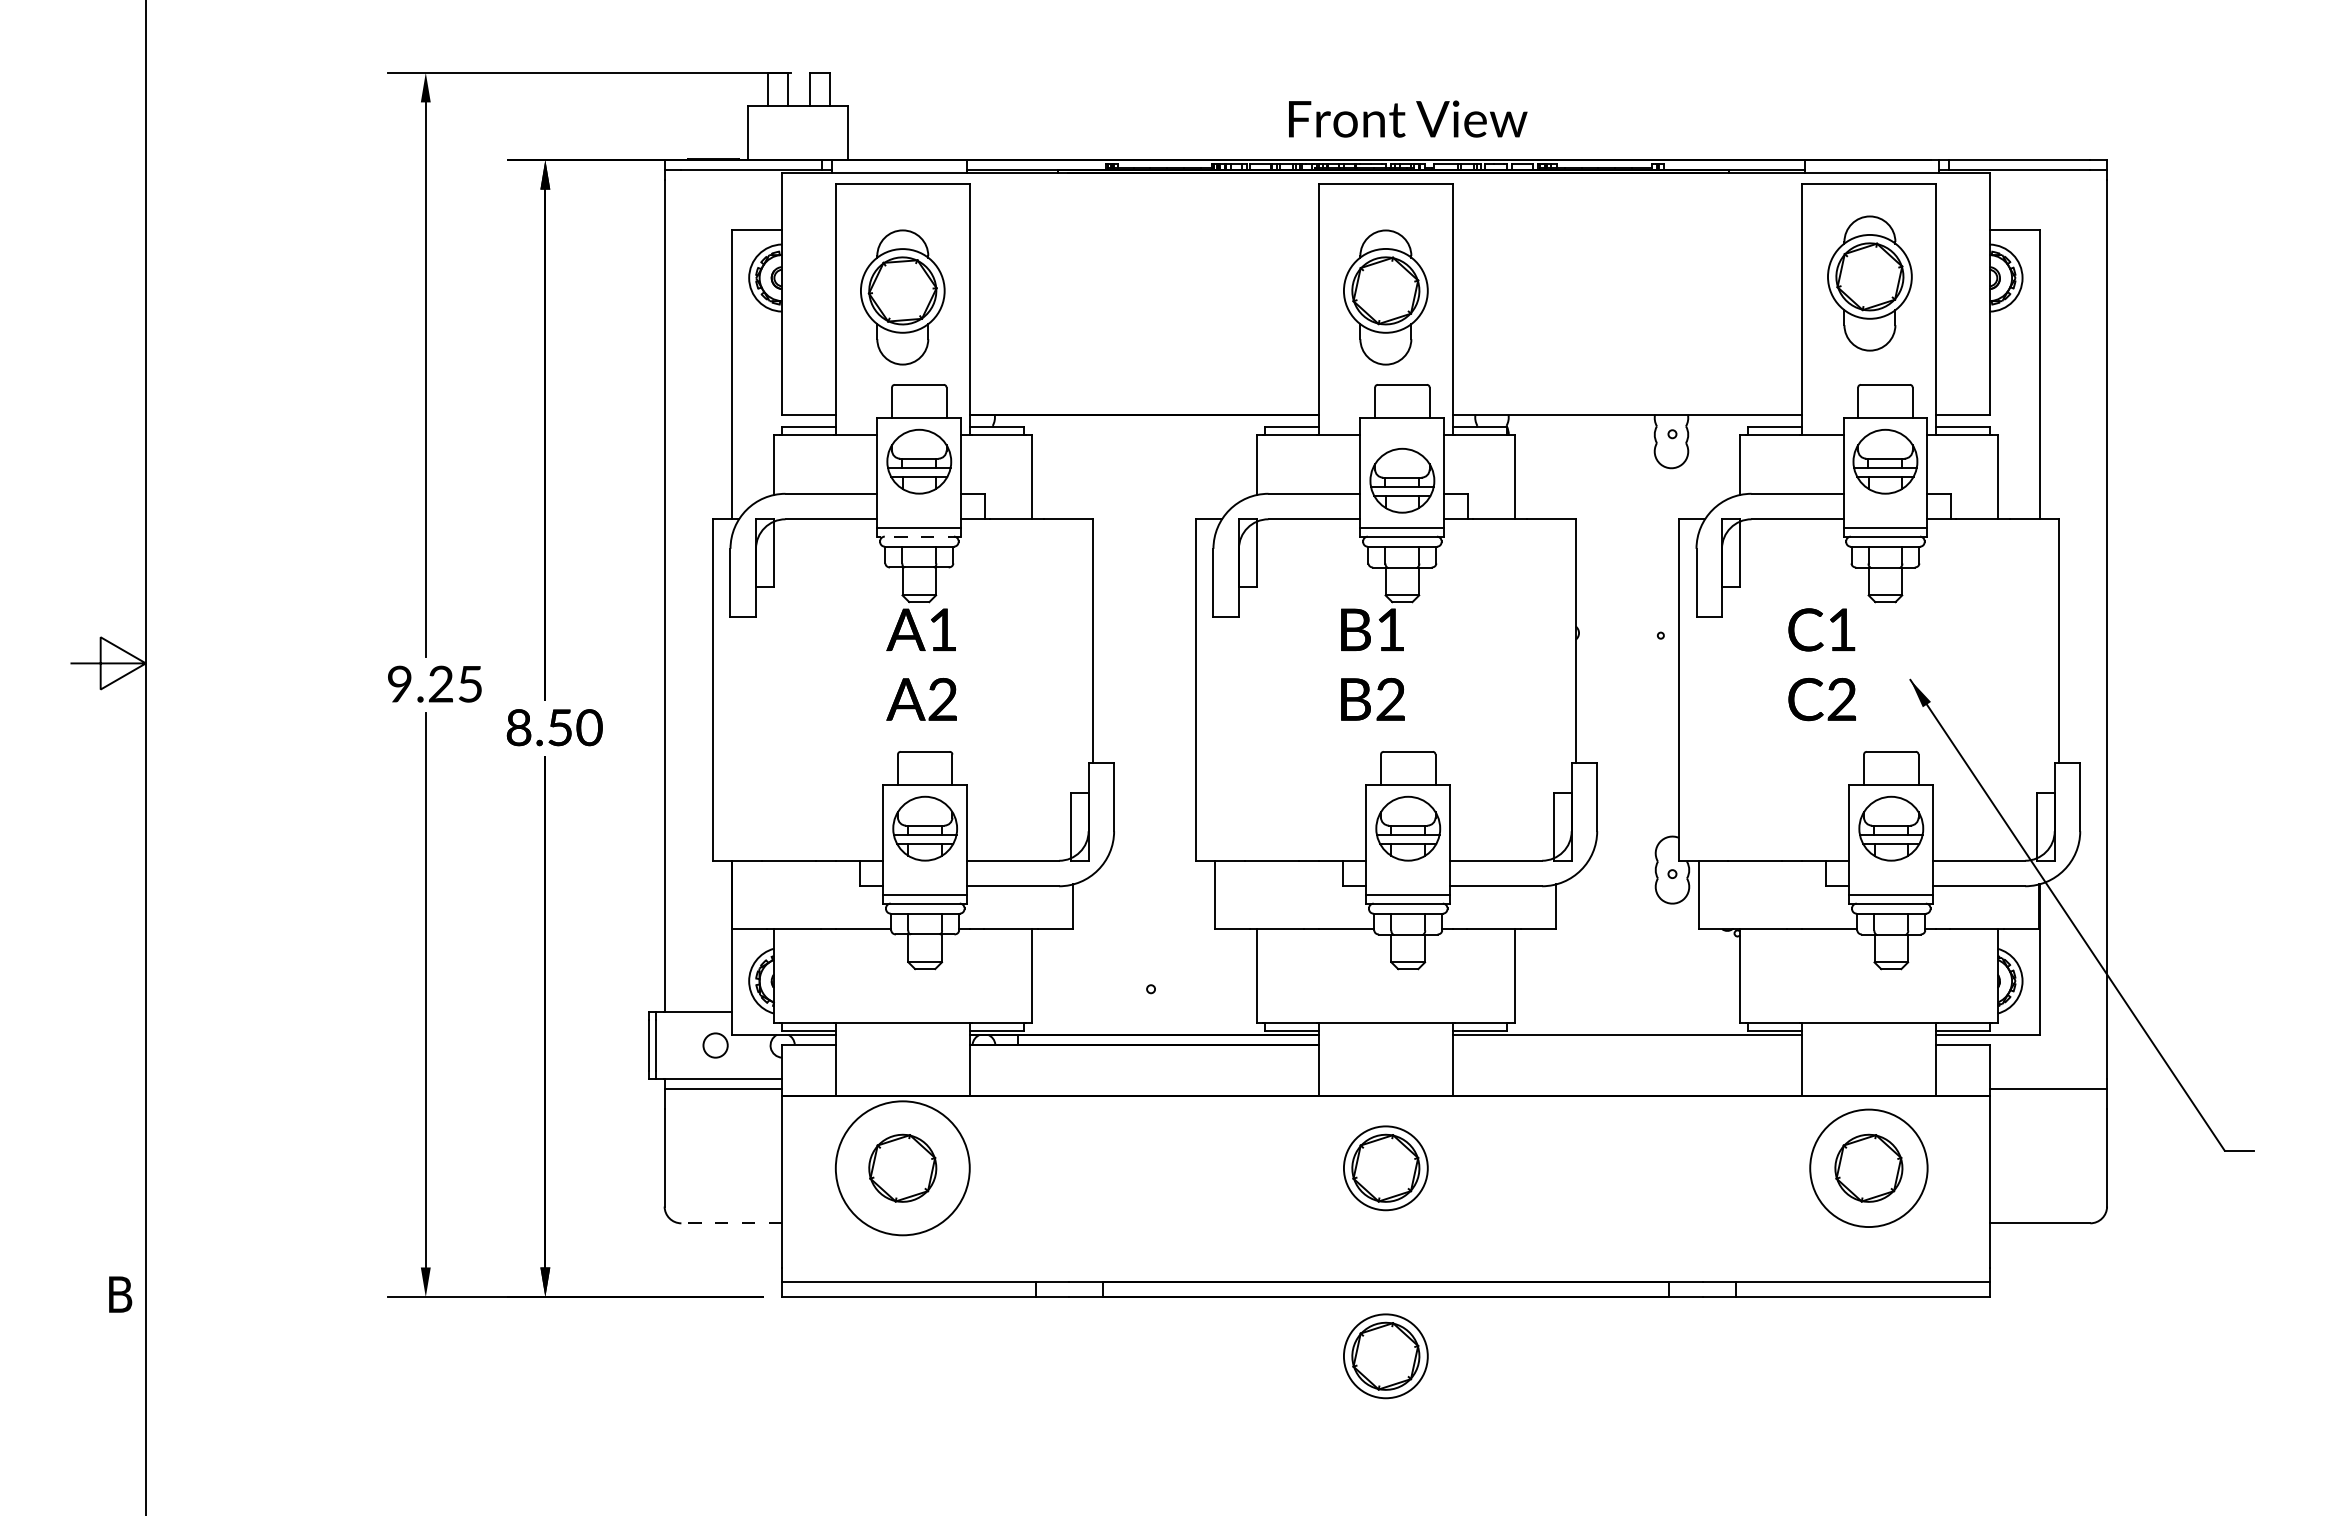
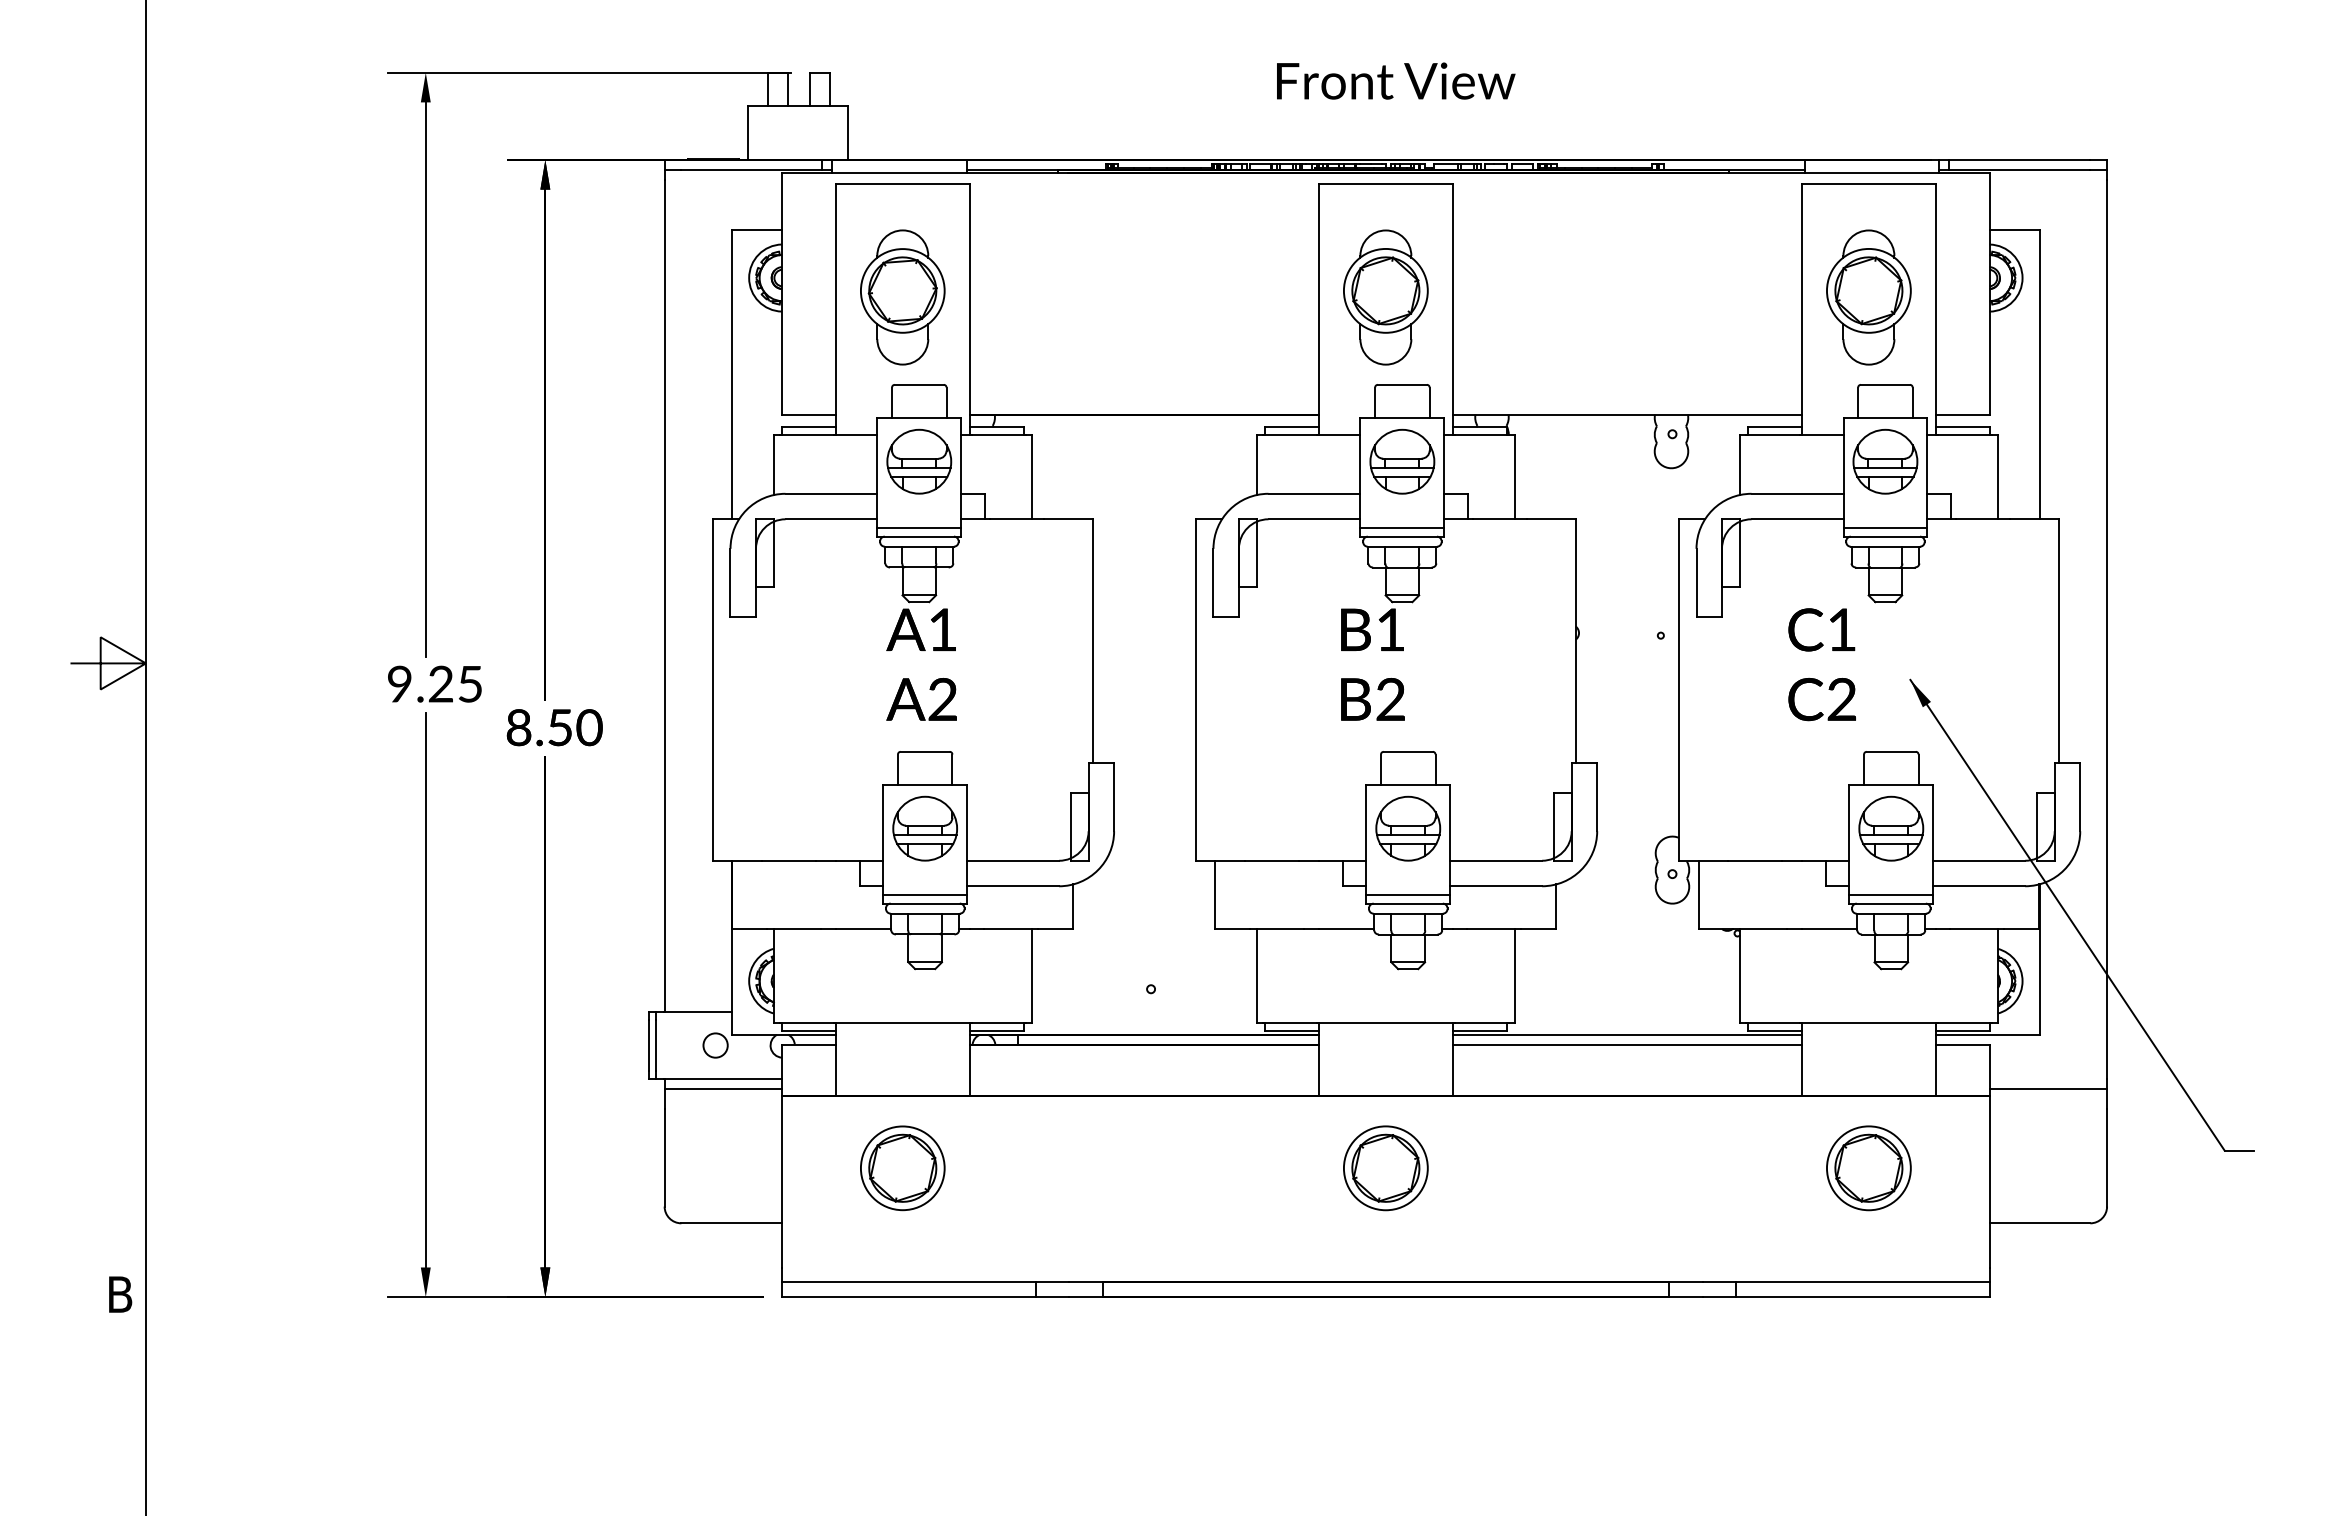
text position: (1408, 118) -> (1396, 80) (1396, 80)
part position: (1869, 283) -> (1868, 297) (1868, 297)
part position: (1402, 480) -> (1402, 461) (1402, 461)
line: dashed -> solid (919, 536)
line: none -> present (1627, 1044)
circle diameter: 134 px -> 84 px (902, 1168)
circle diameter: 117 px -> 84 px (1868, 1168)
line: dashed -> solid (731, 1223)
part: present -> none (1385, 1356)
